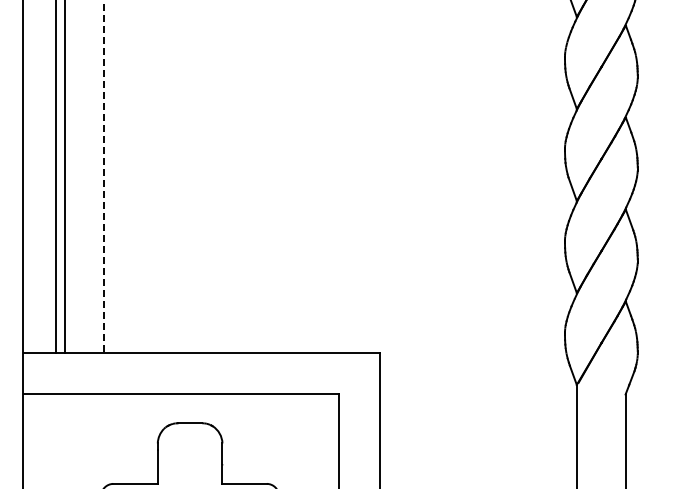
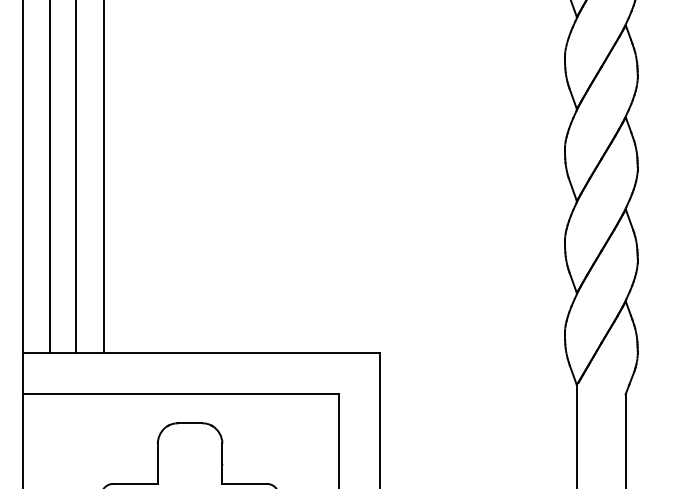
line position: (55, 177) -> (49, 177) (49, 177)
line position: (65, 177) -> (76, 177) (76, 177)
line: dashed -> solid (104, 177)
